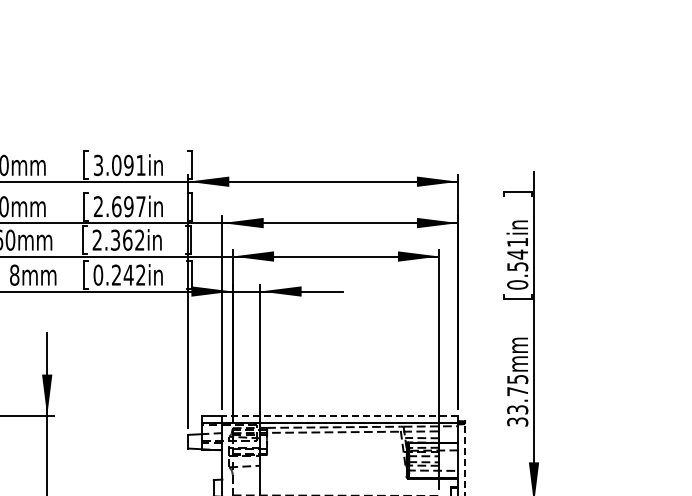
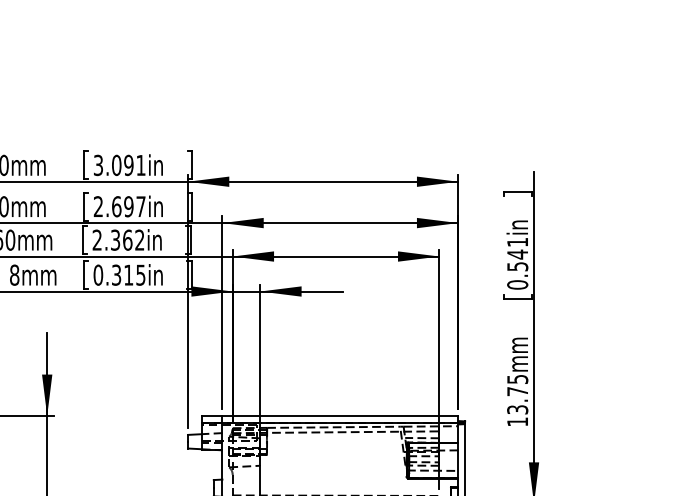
text: 0.242in -> 0.315in (128, 274)
line: dashed -> solid (340, 415)
text: 33.75mm -> 13.75mm (517, 421)
line: dashed -> solid (465, 458)
